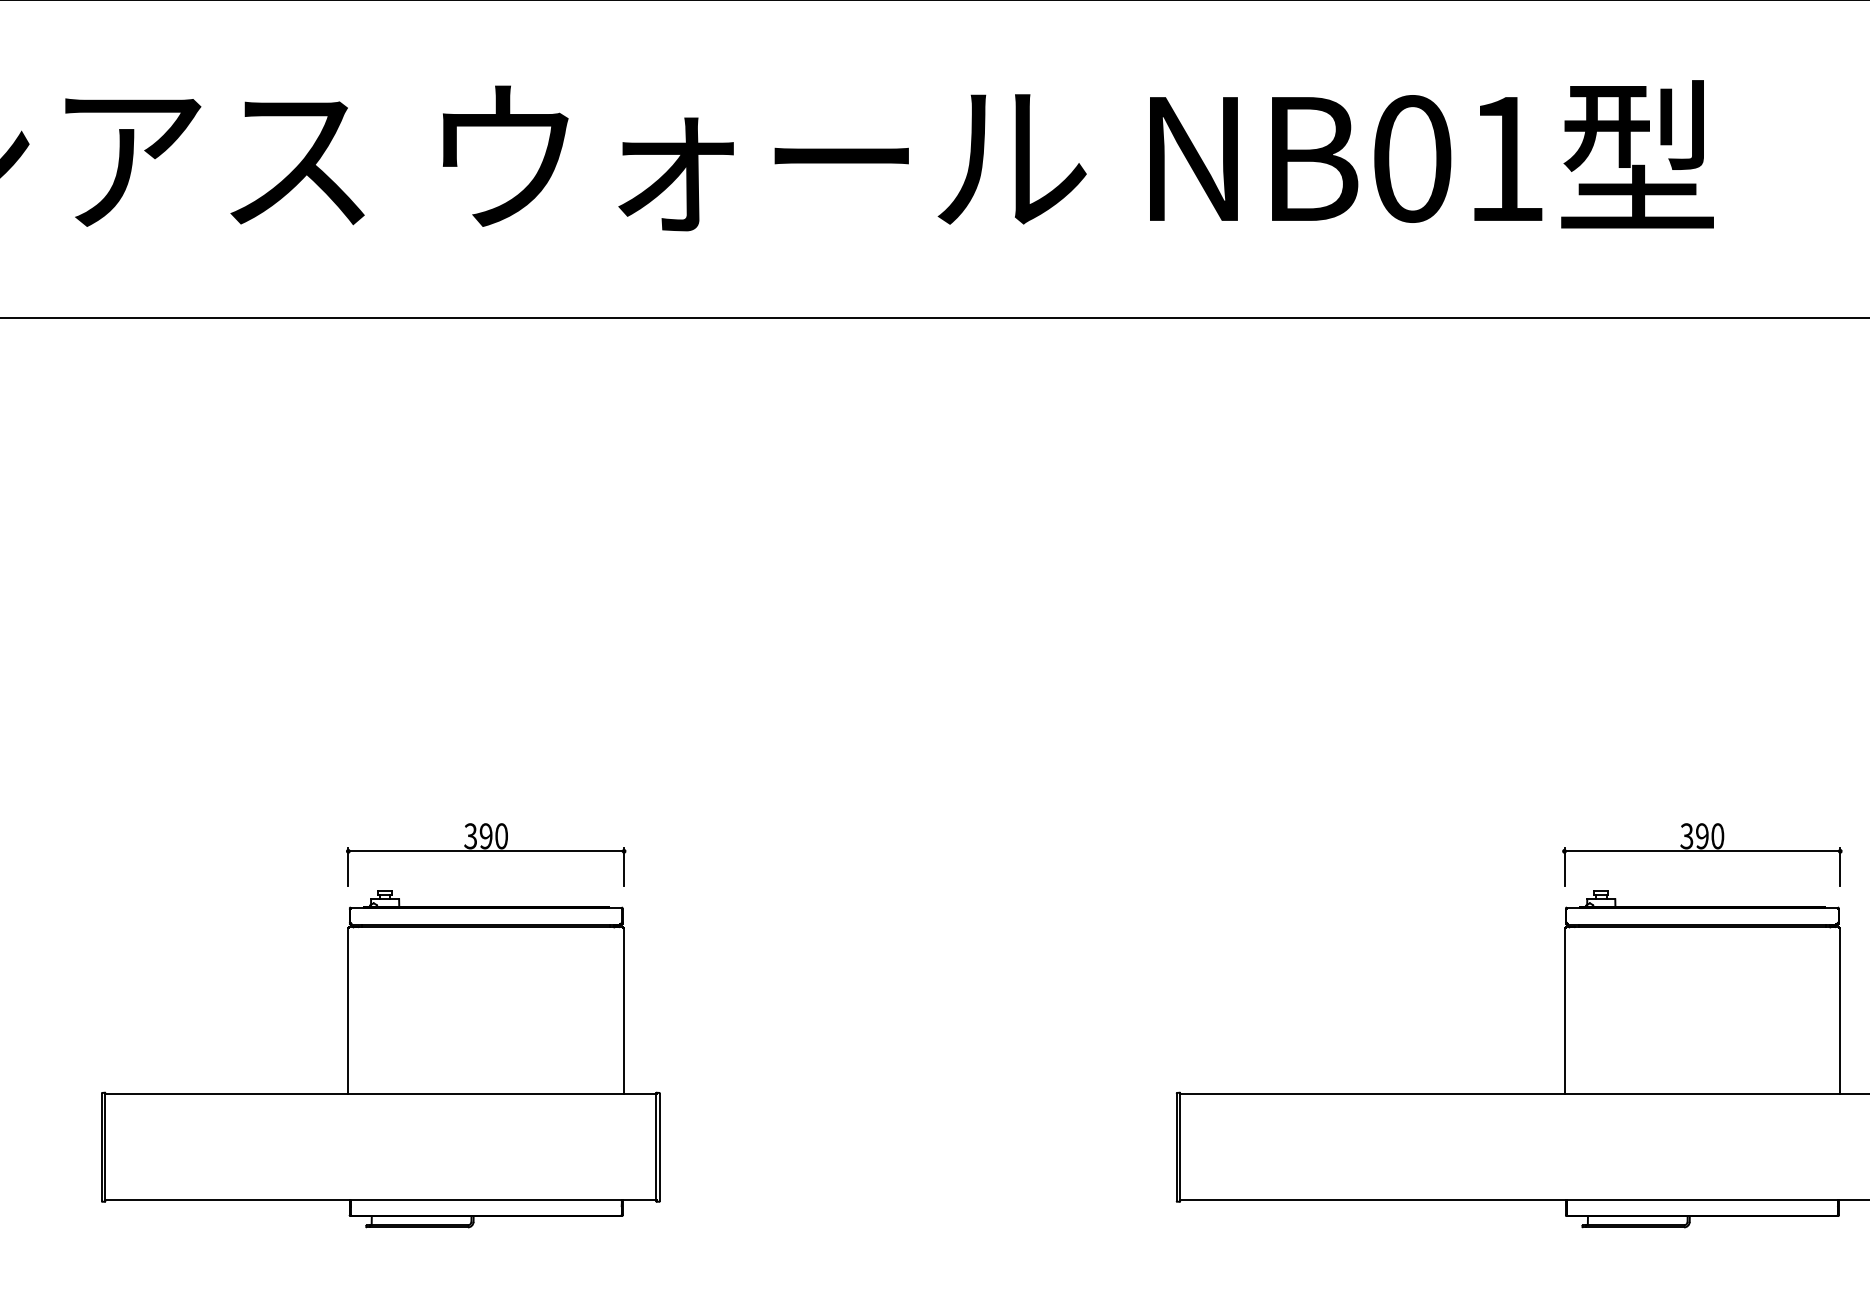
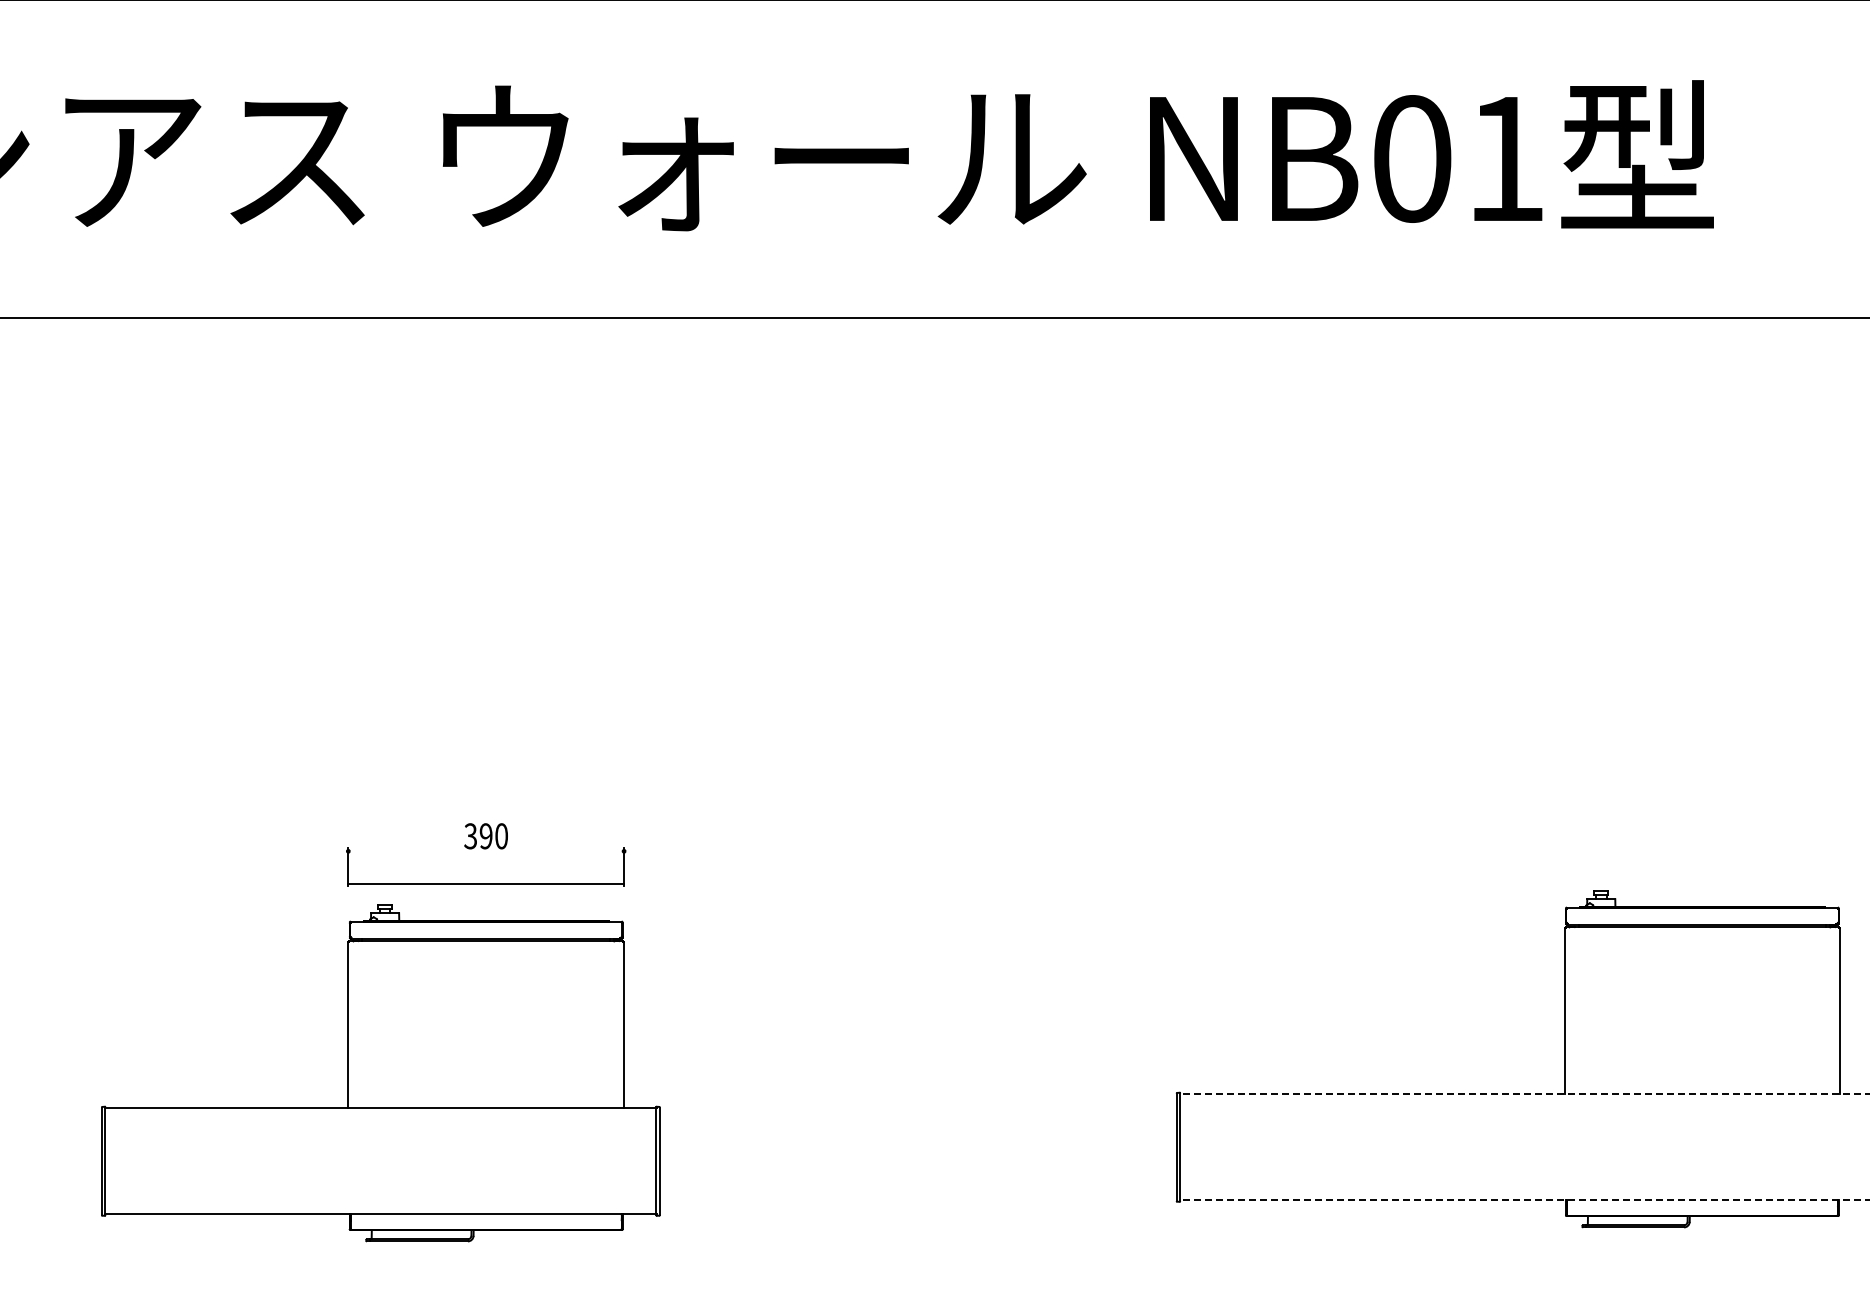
line position: (486, 851) -> (486, 884) (486, 884)
part: present -> none (1702, 854)
part position: (380, 1059) -> (380, 1073) (380, 1073)
line: solid -> dashed (1524, 1094)
line: solid -> dashed (1524, 1200)
